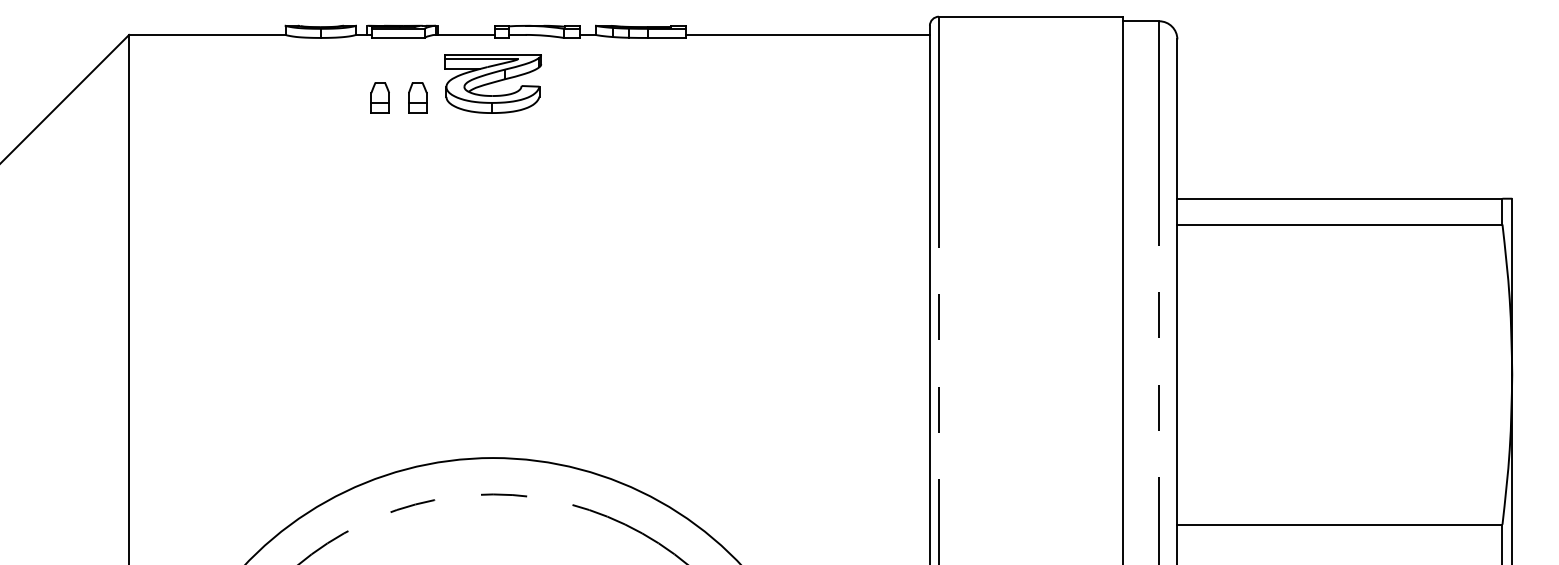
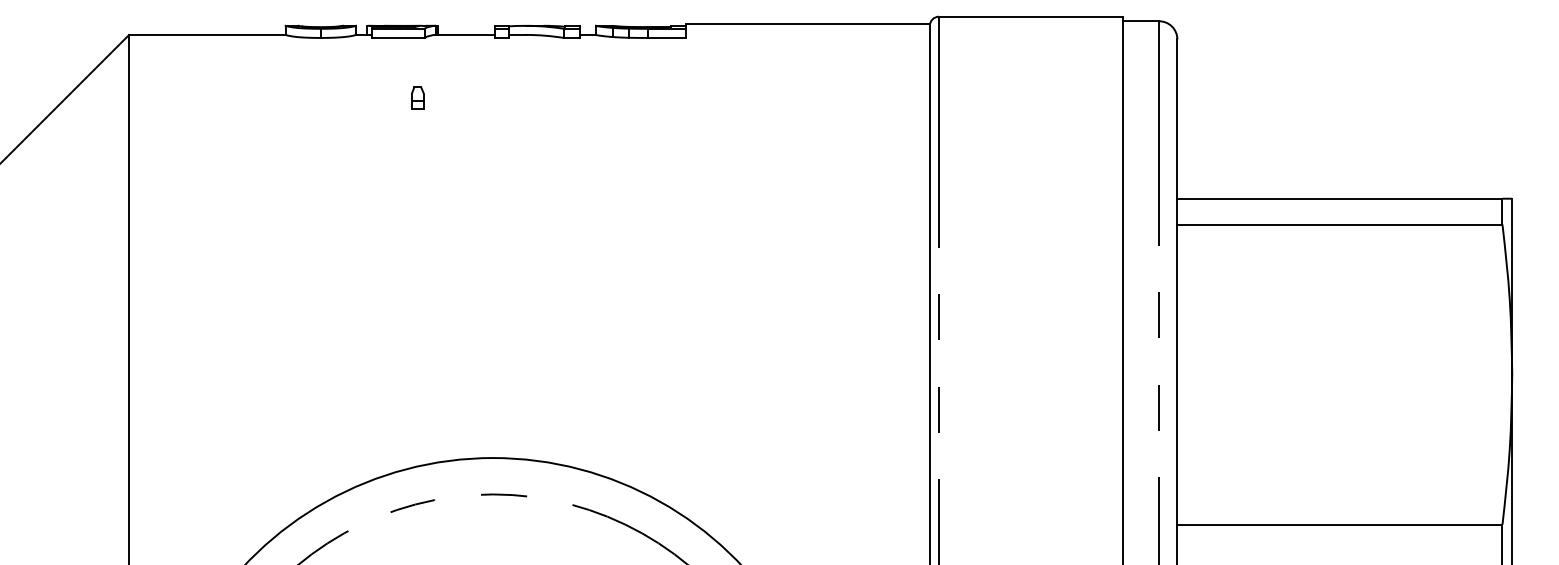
line position: (807, 34) -> (807, 23) (807, 23)
part: present -> none (492, 83)
part: present -> none (379, 97)
part size: 20x32 px -> 14x24 px (417, 97)
